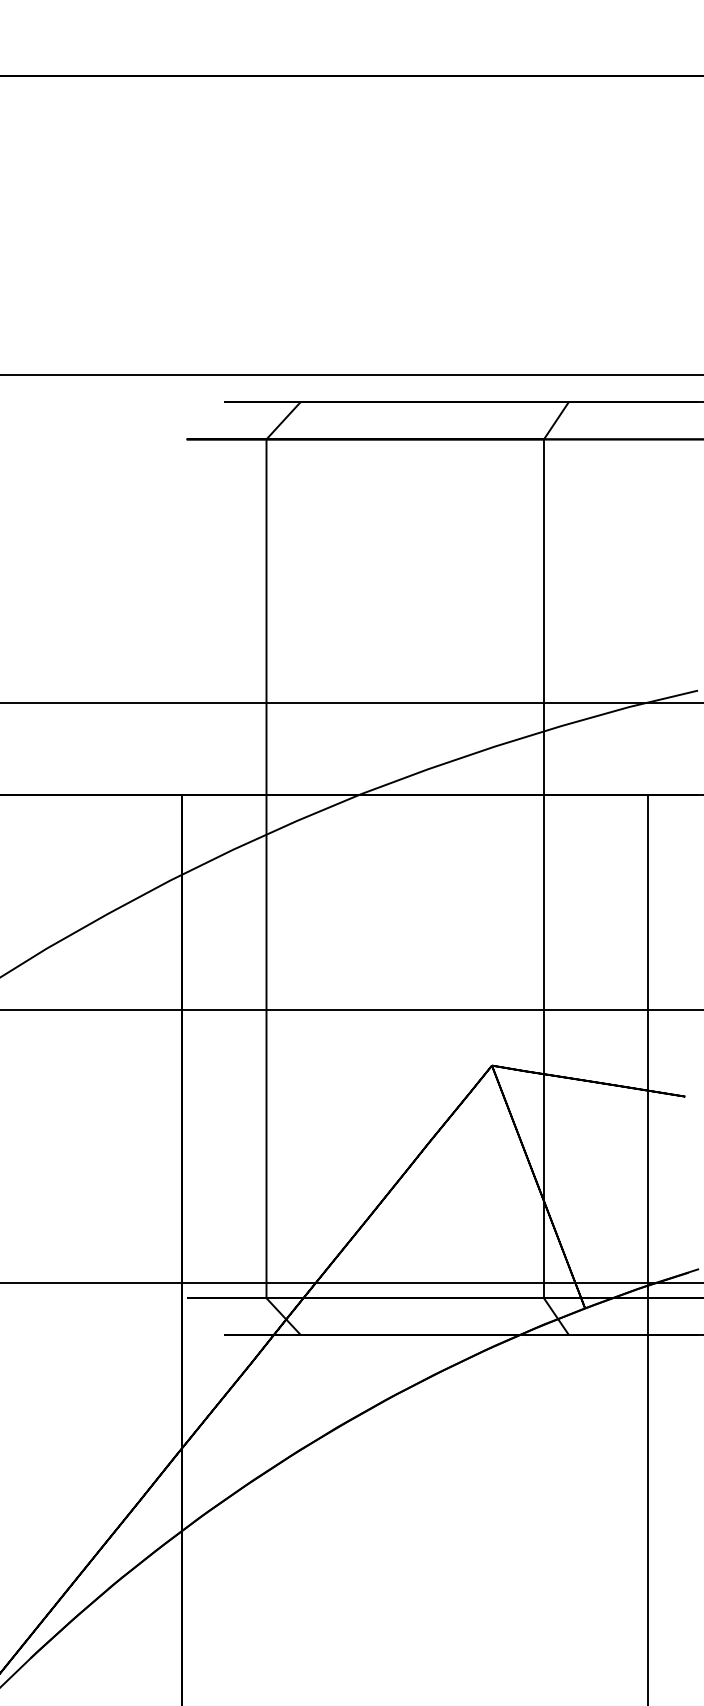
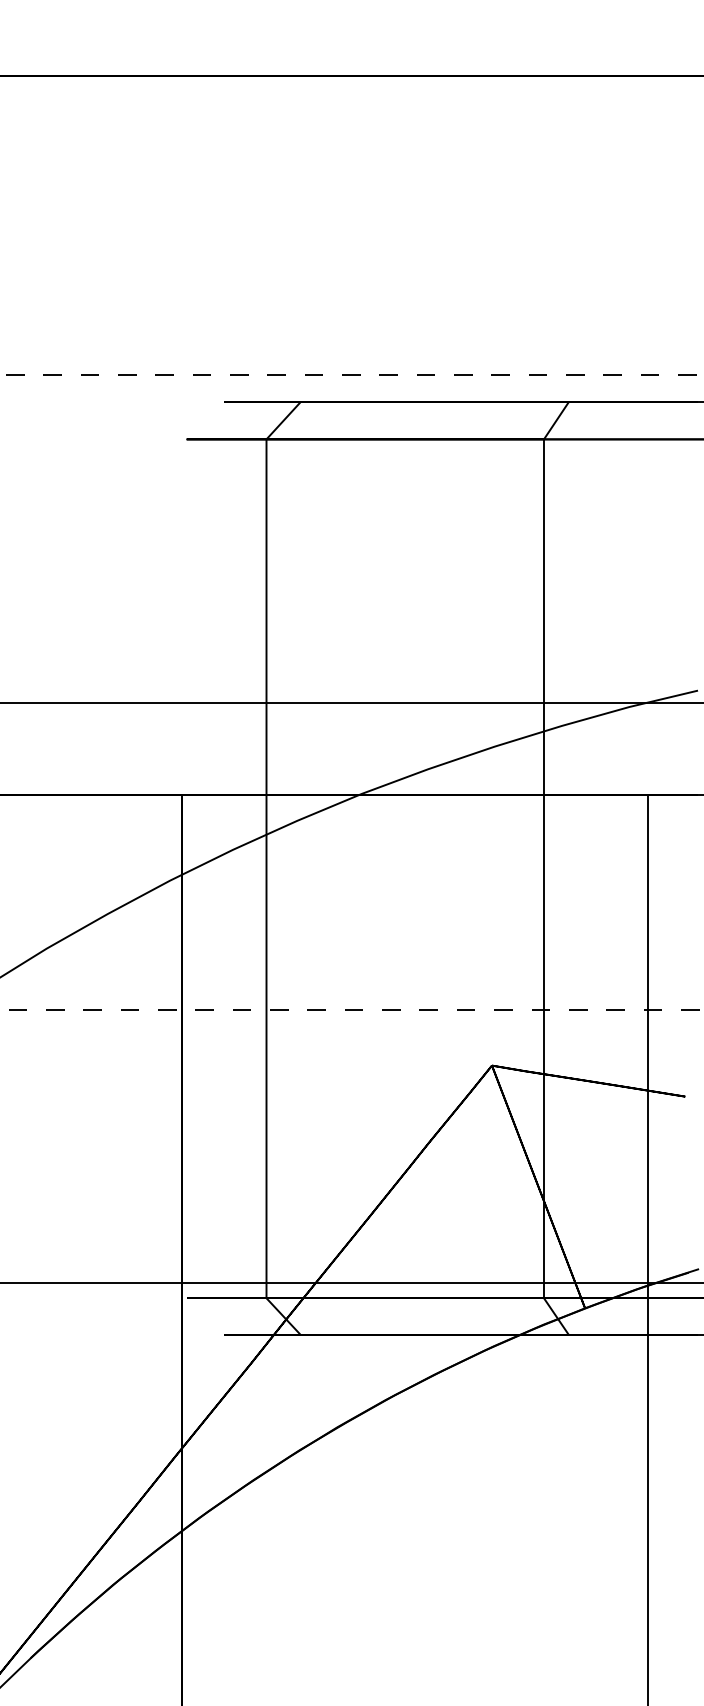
line: solid -> dashed (351, 374)
line: solid -> dashed (351, 1010)
